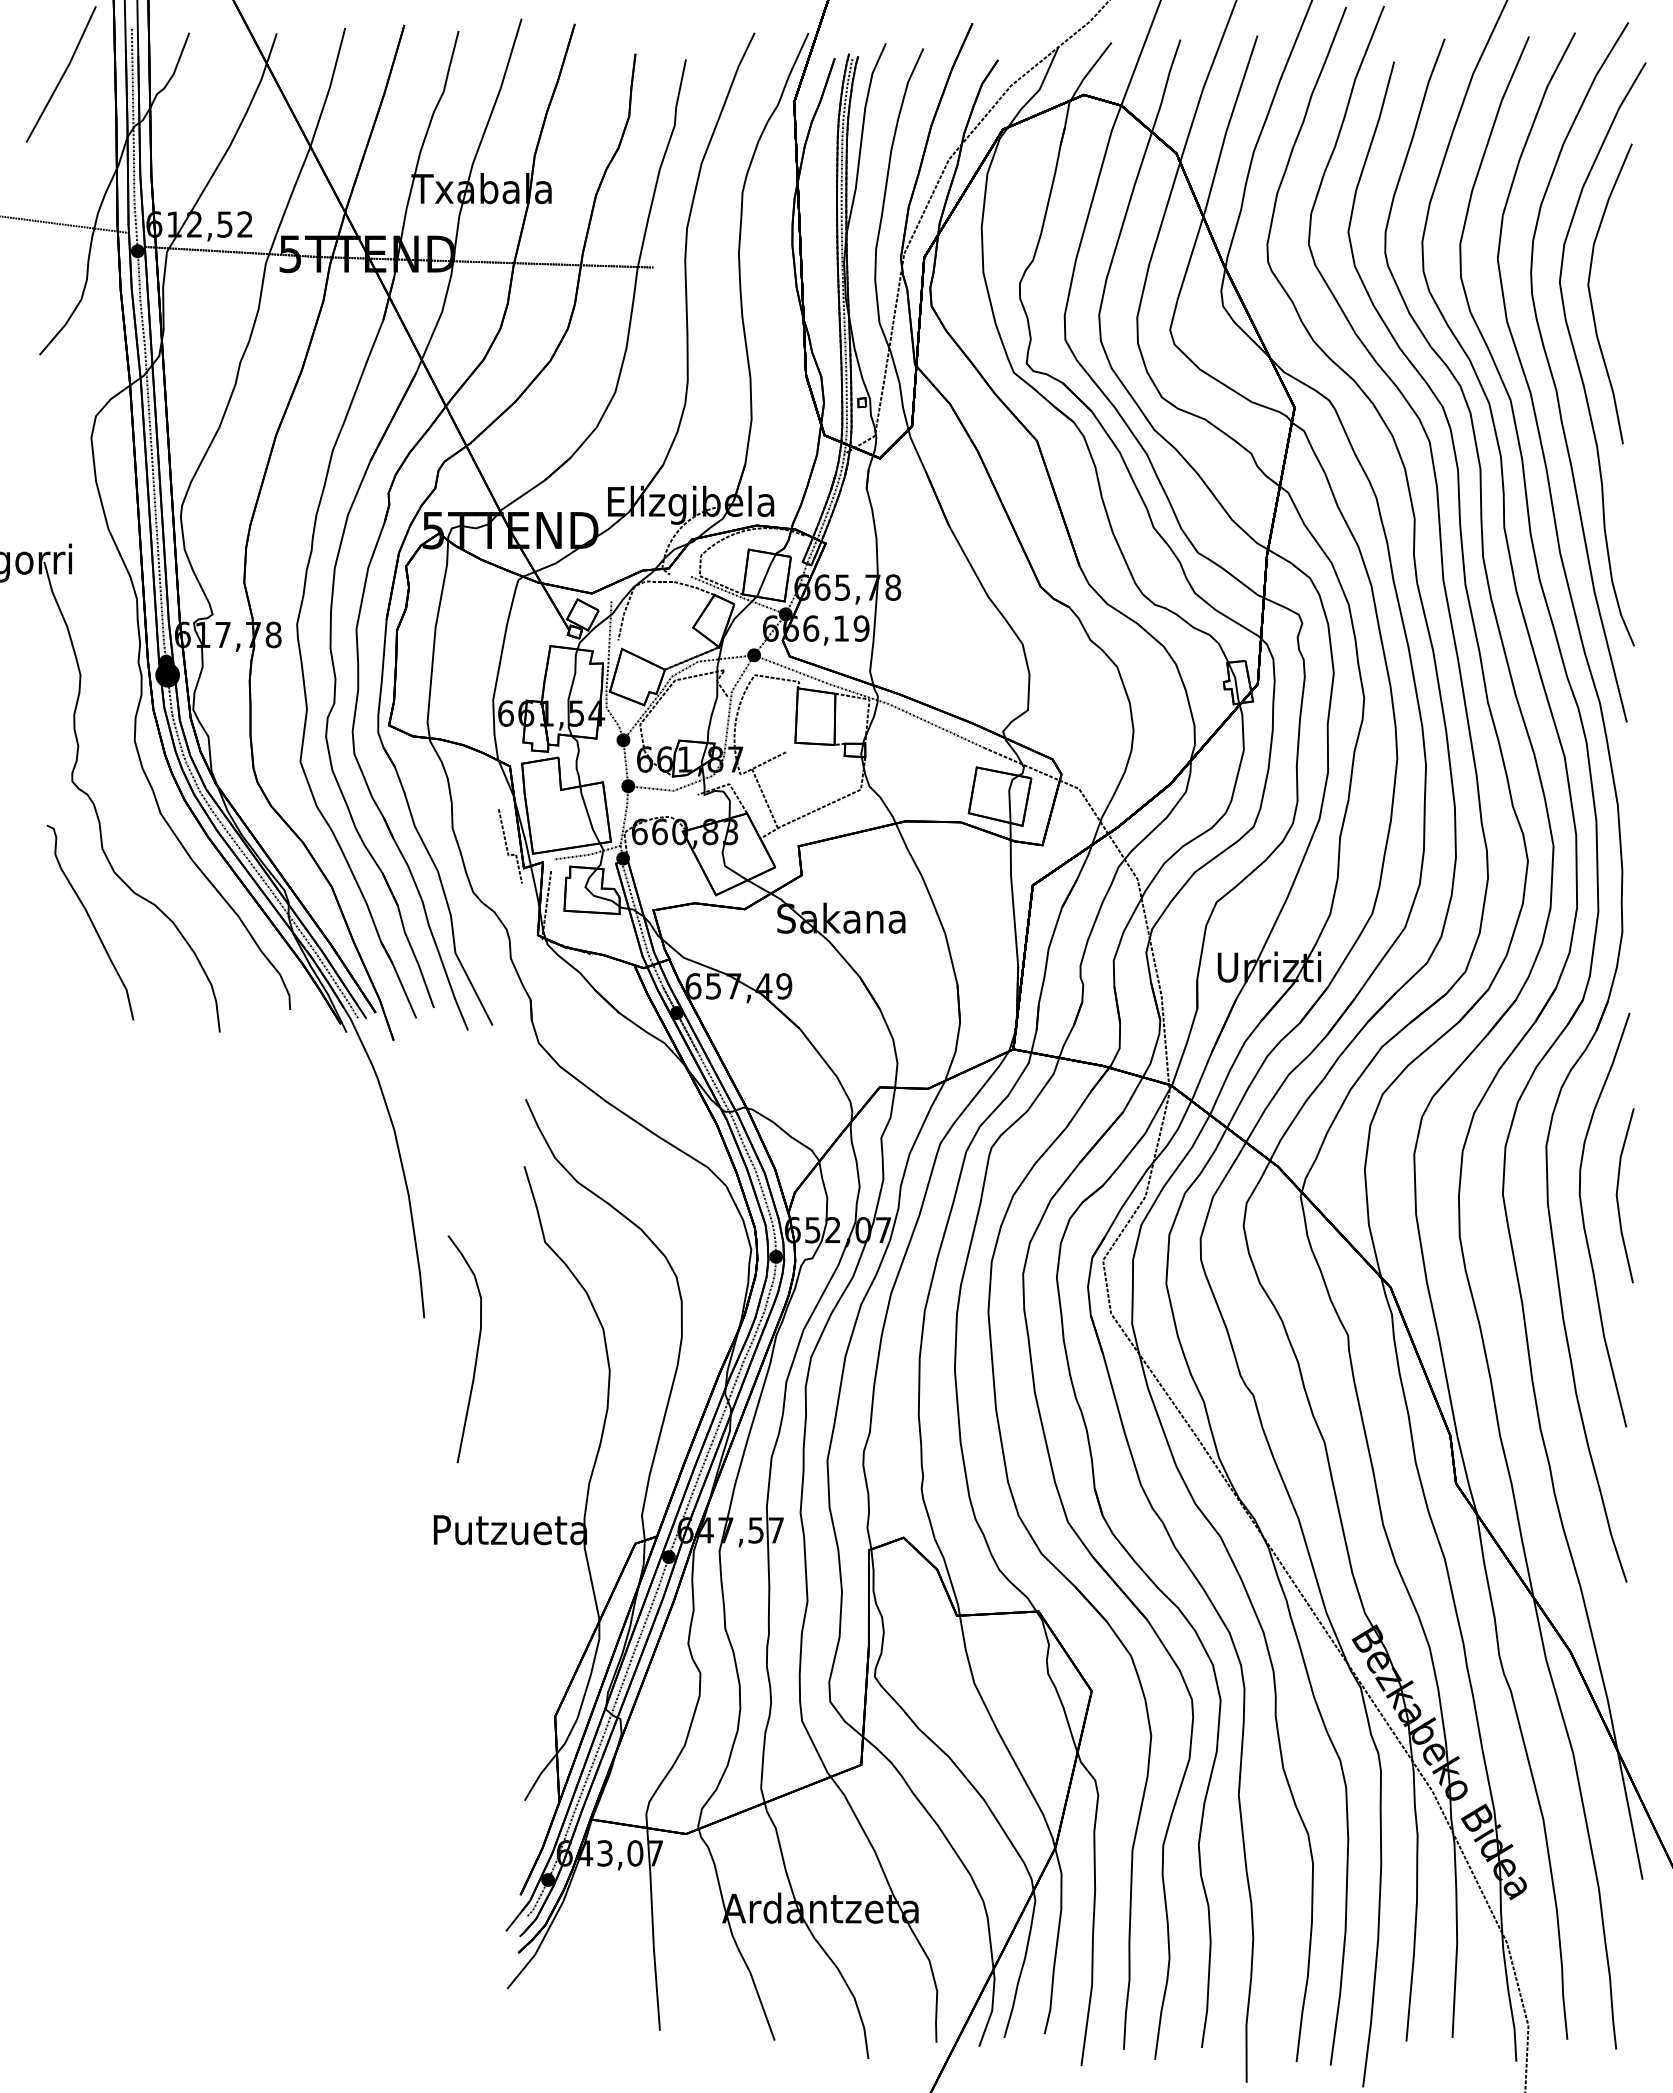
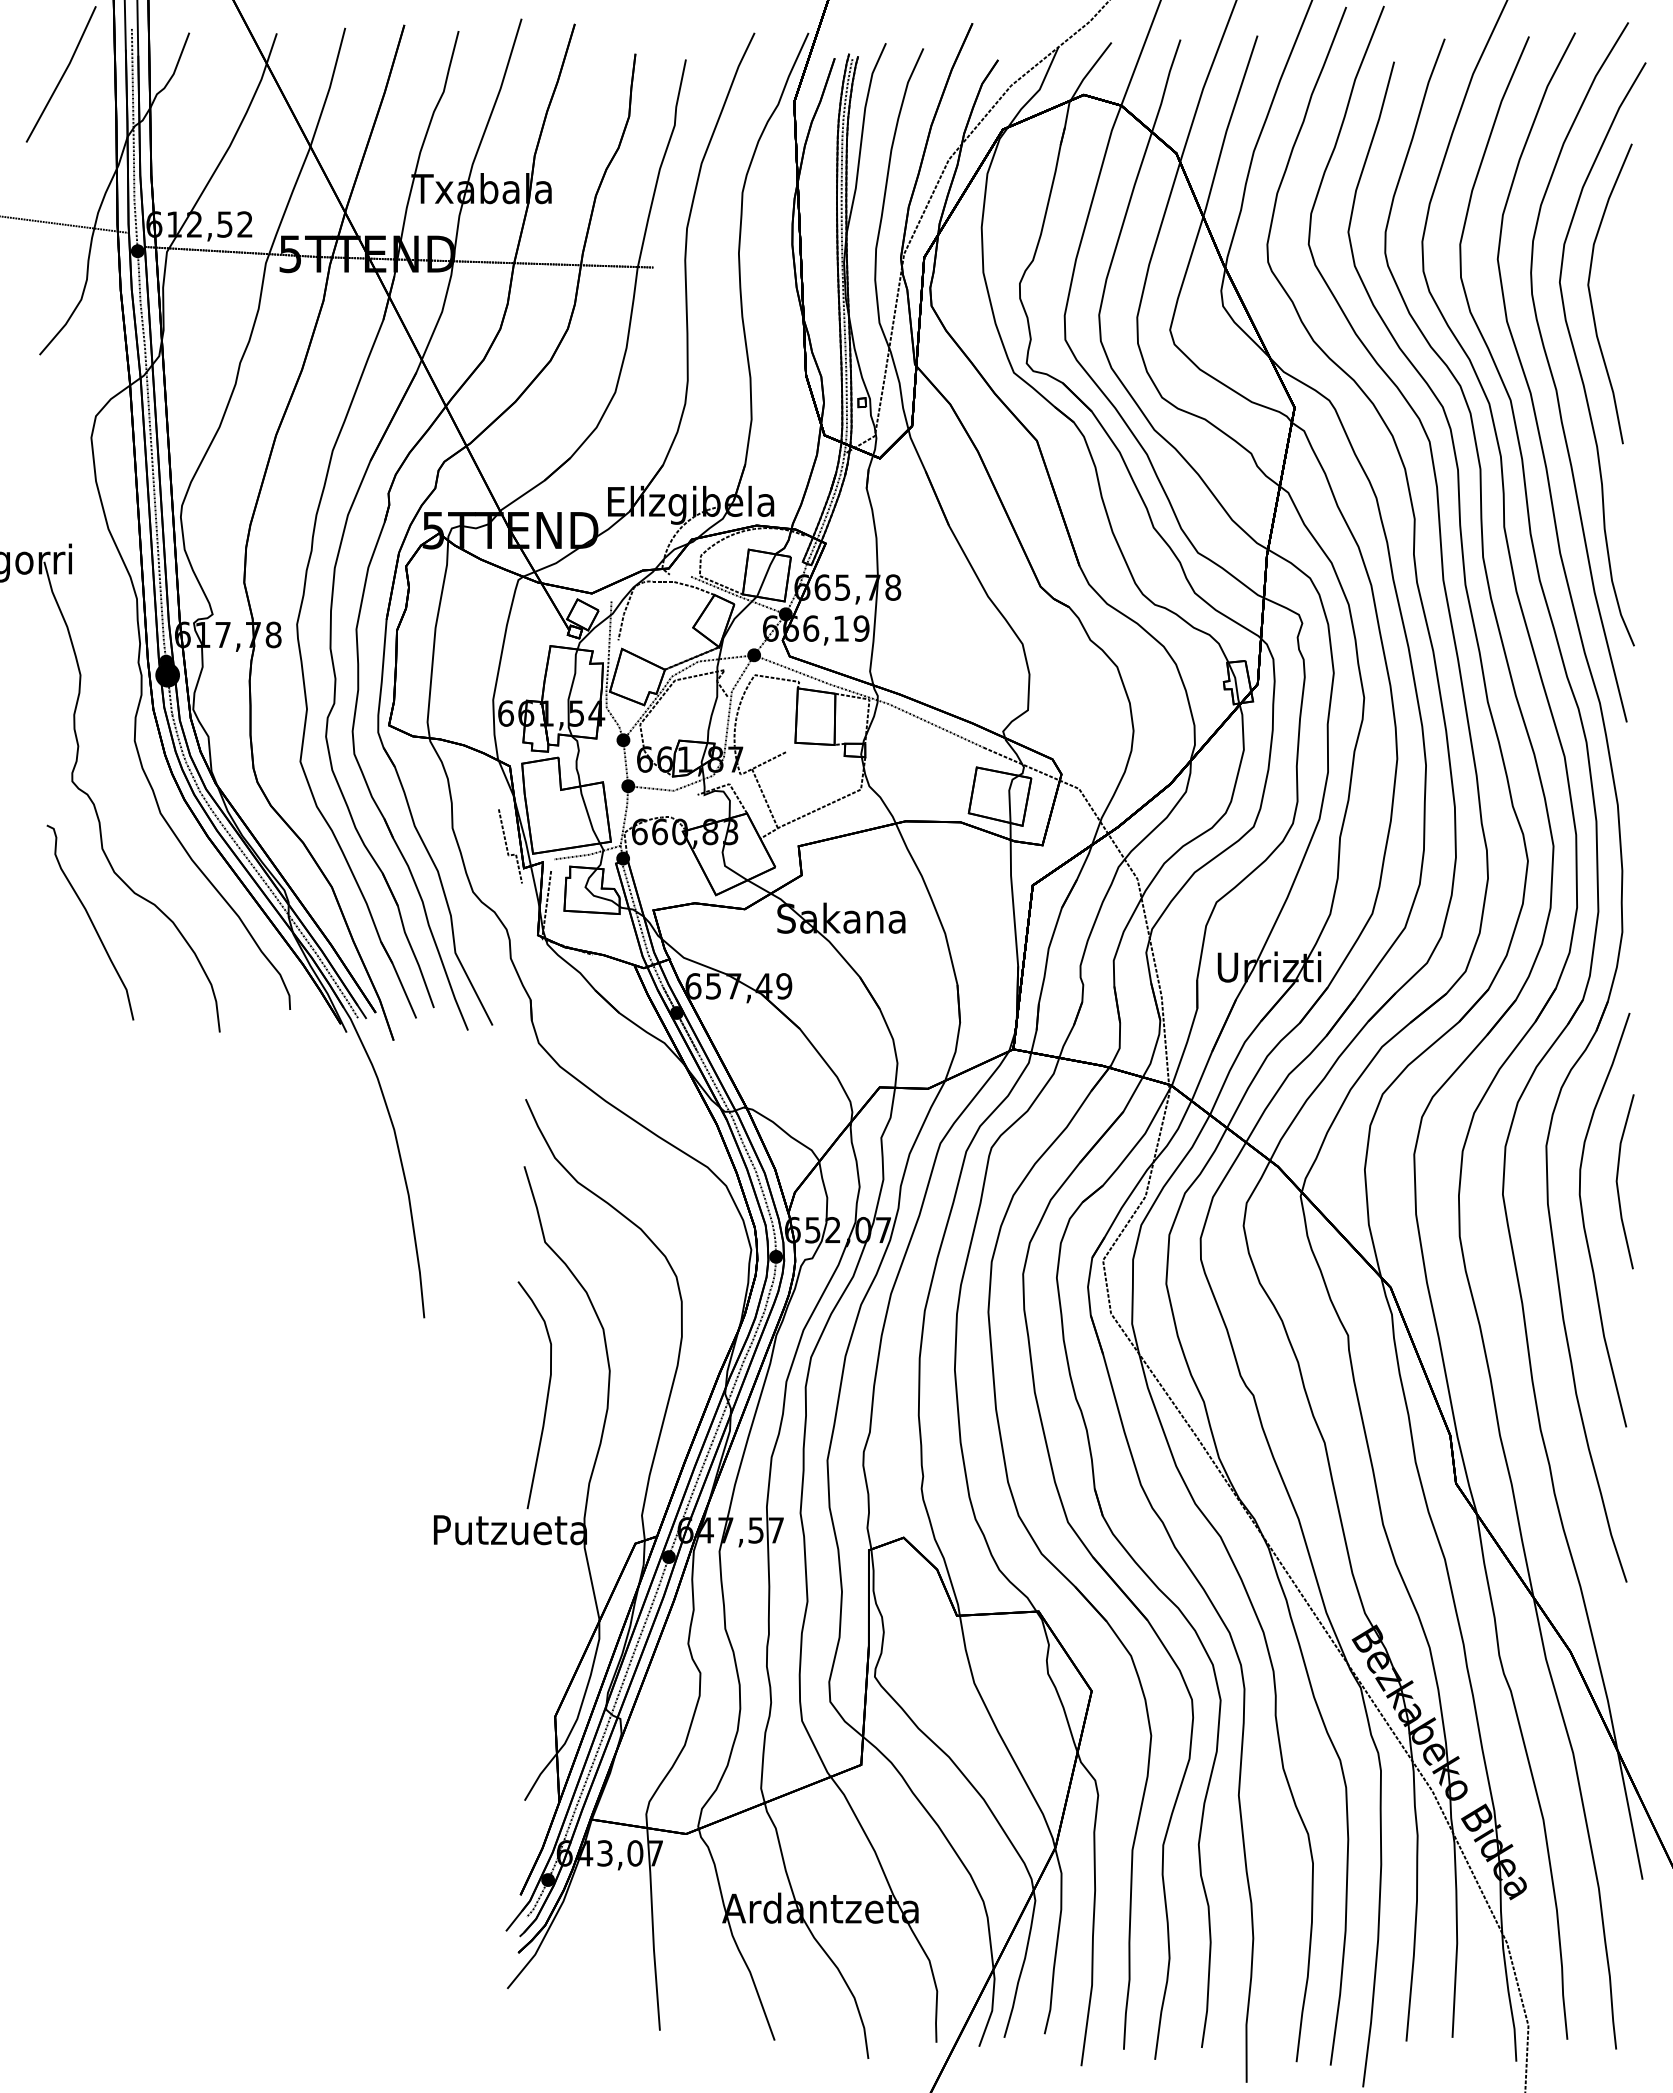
part position: (1617, 1195) -> (1617, 1181) (1617, 1181)
part position: (476, 1350) -> (546, 1396) (546, 1396)
